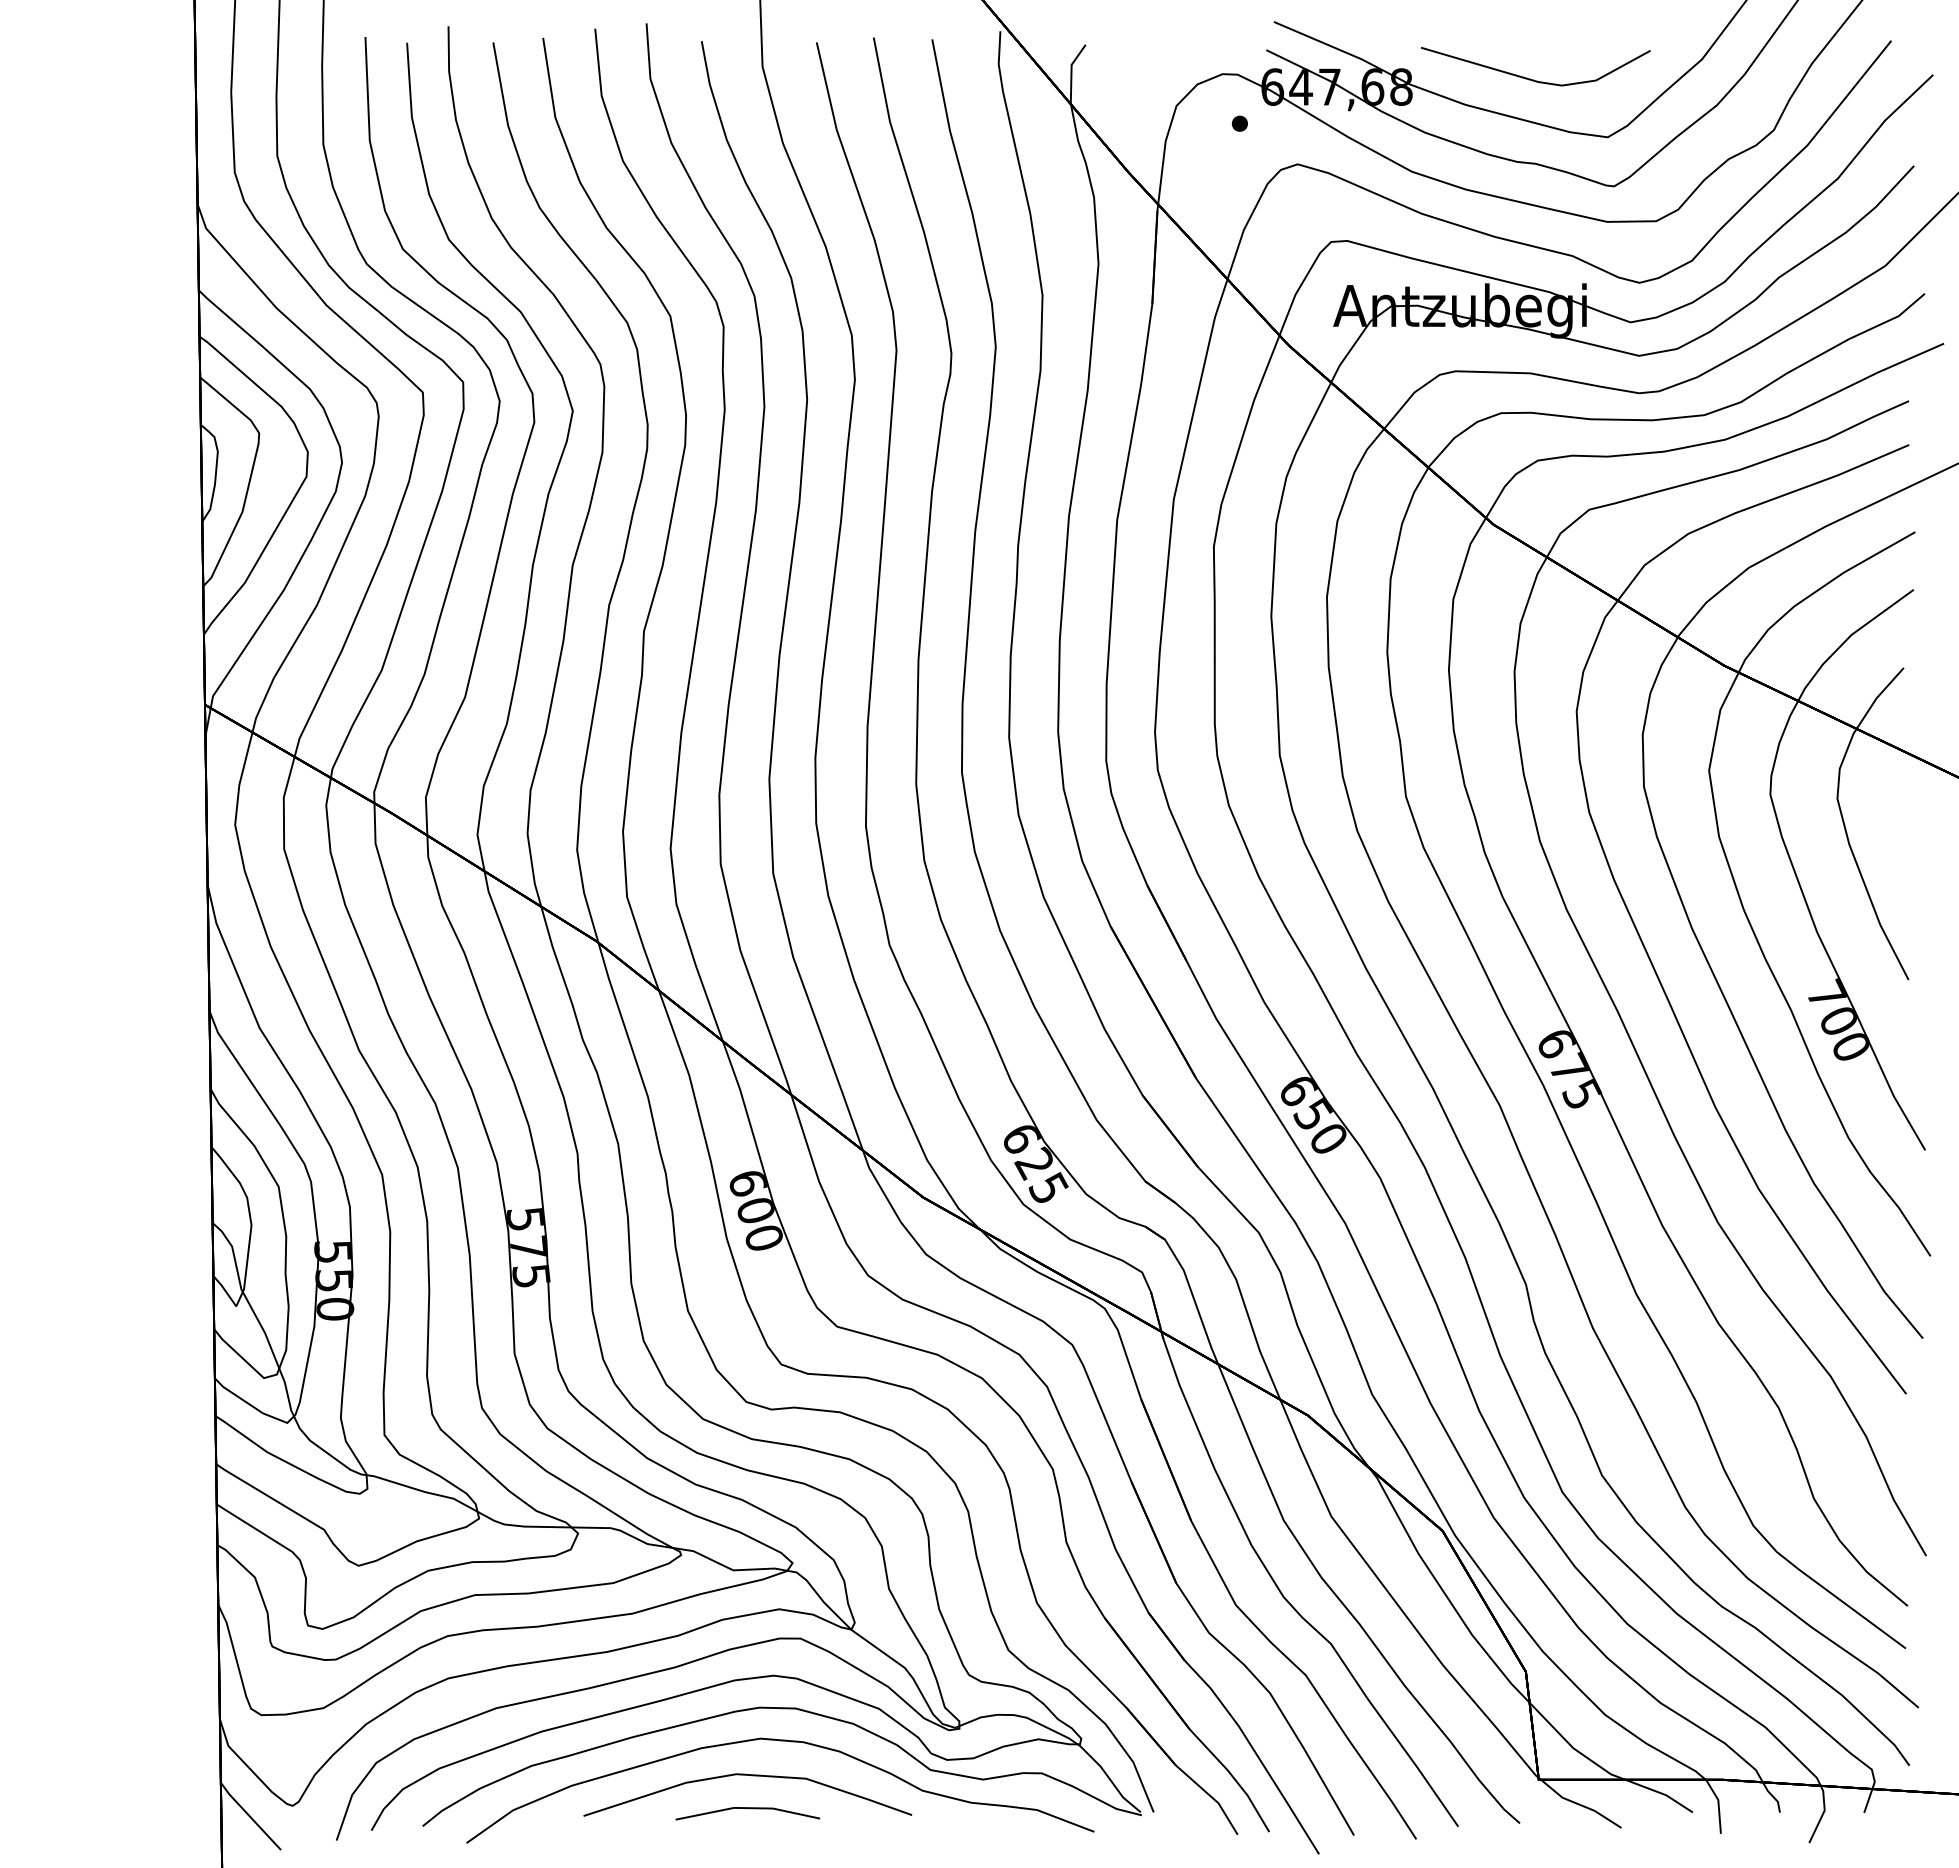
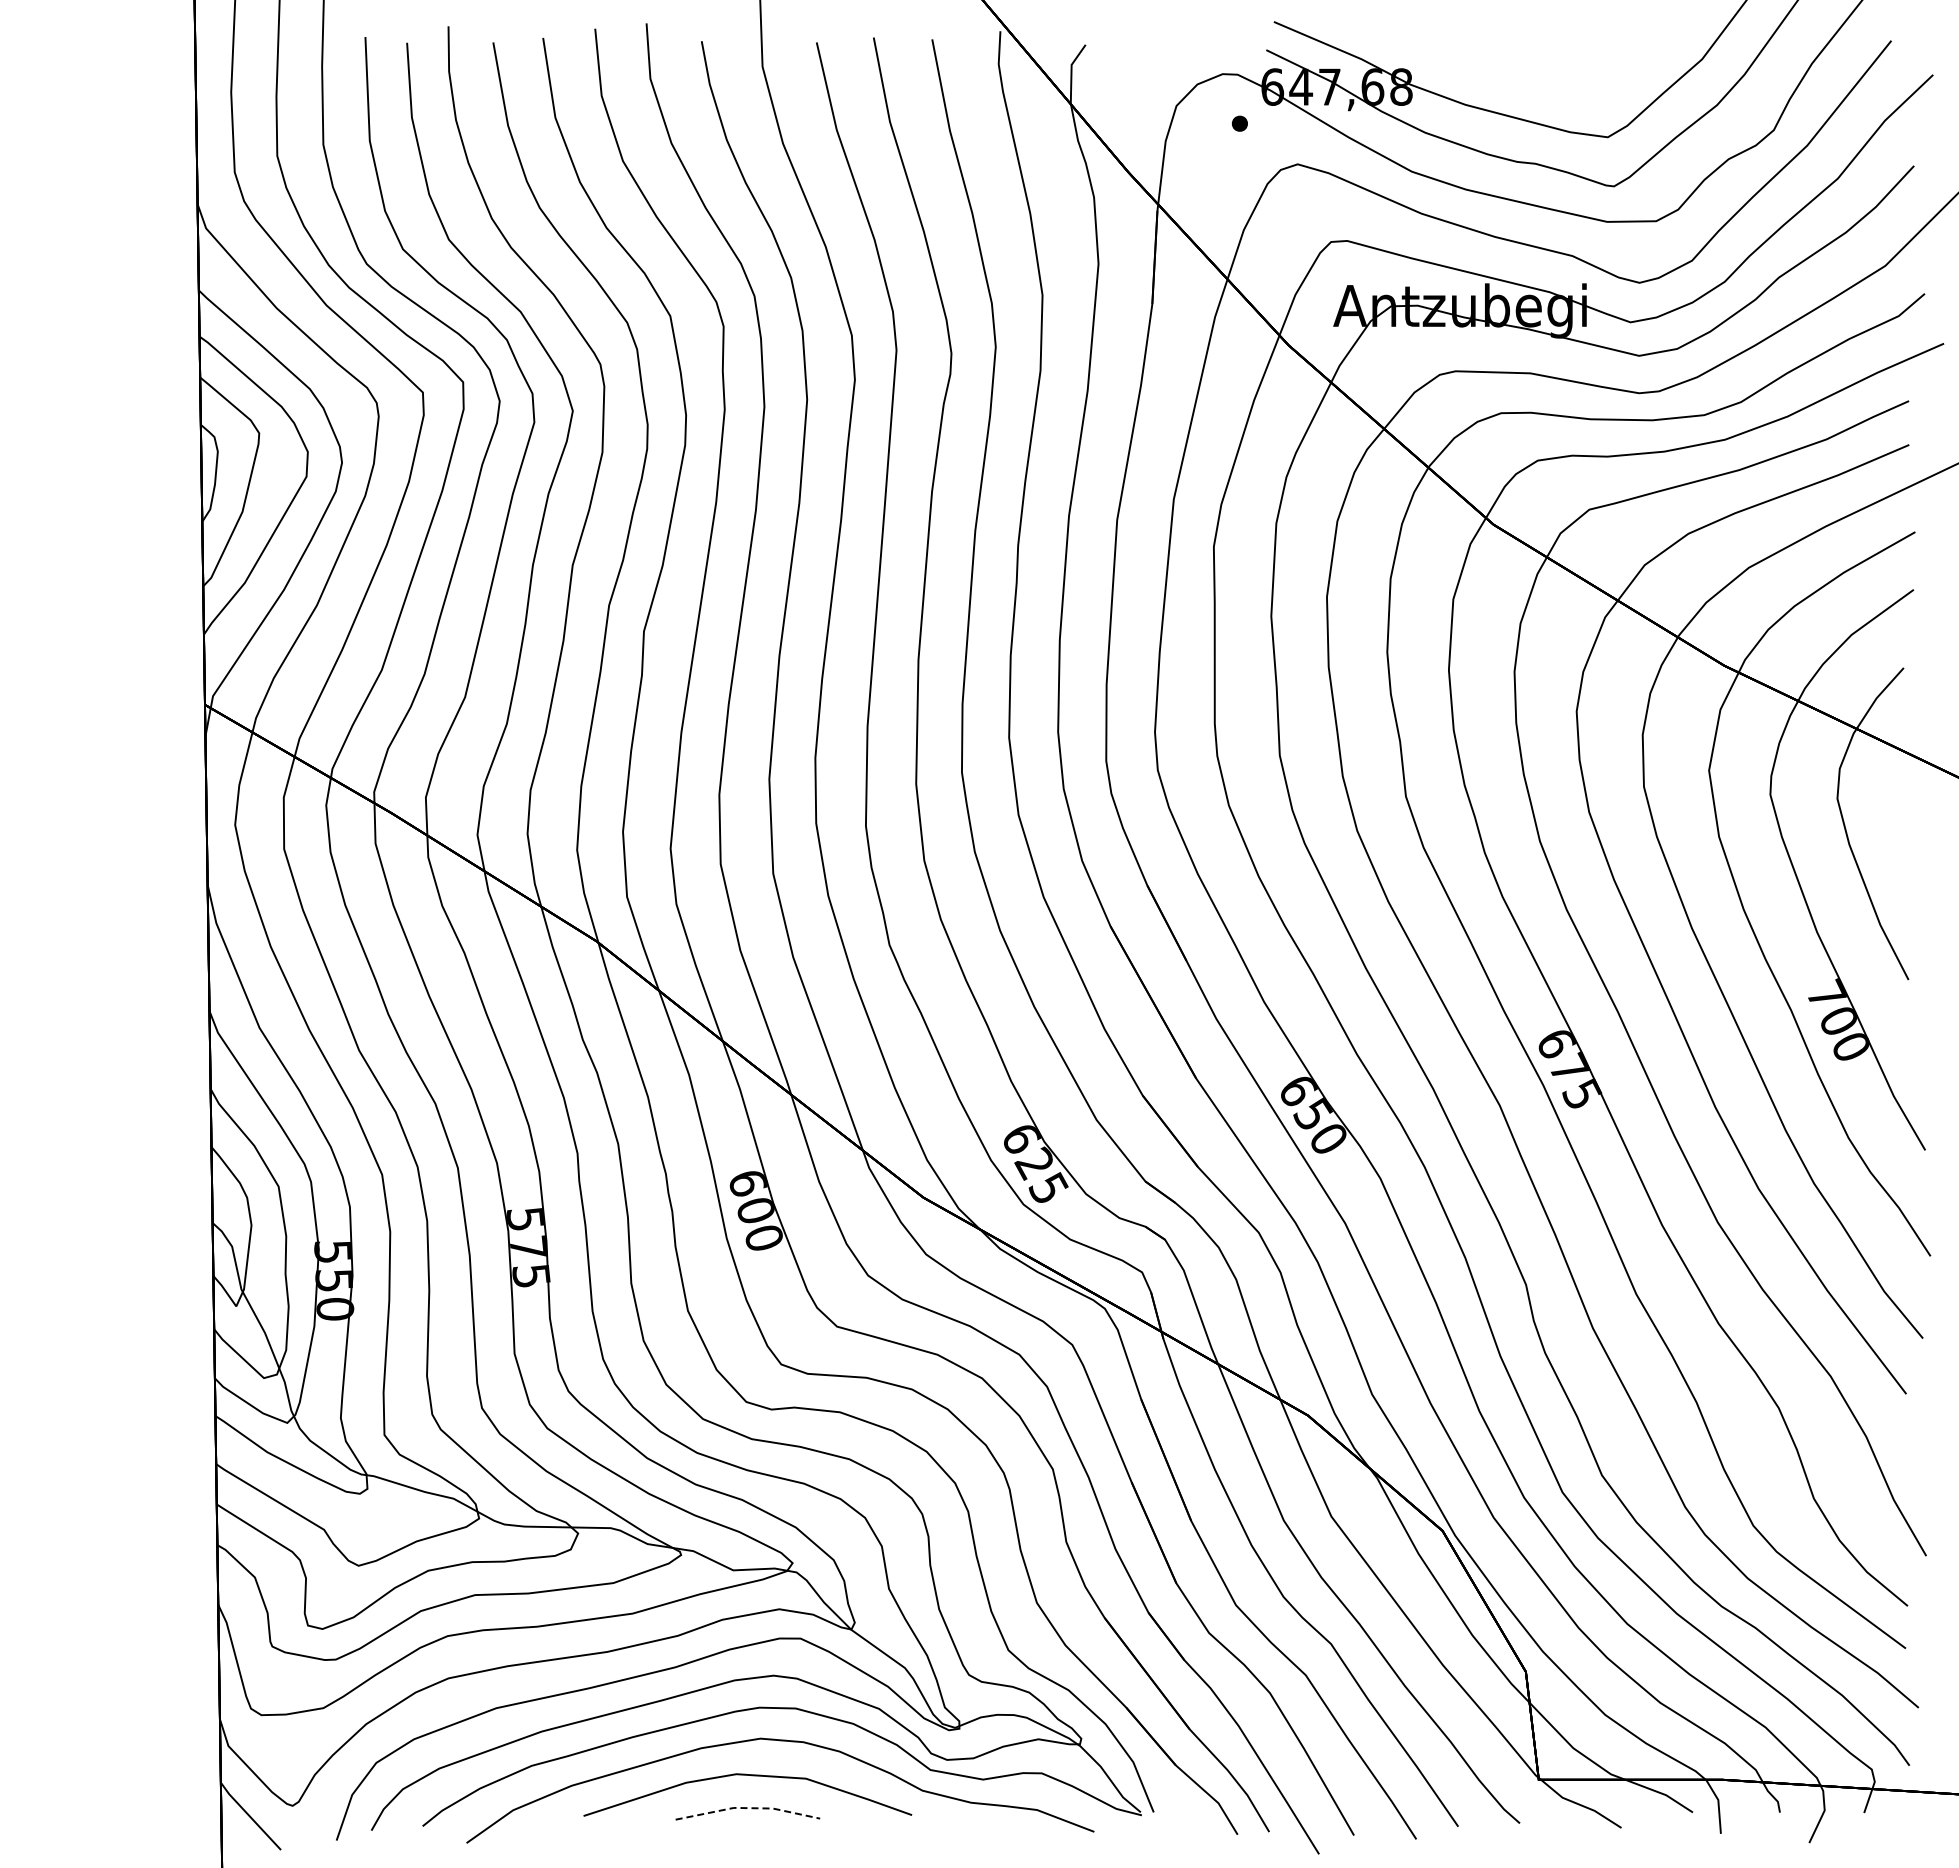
line: present -> none (1530, 78)
line: solid -> dashed (748, 1808)
